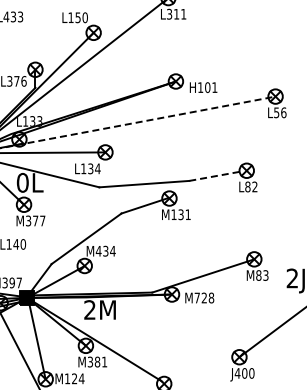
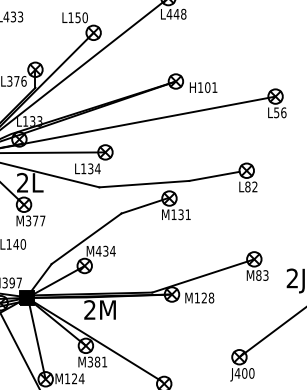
text: L311 -> L448 (176, 13)
line: dashed -> solid (138, 122)
line: dashed -> solid (214, 176)
text: 0L -> 2L (22, 182)
text: M728 -> M128 (196, 297)
